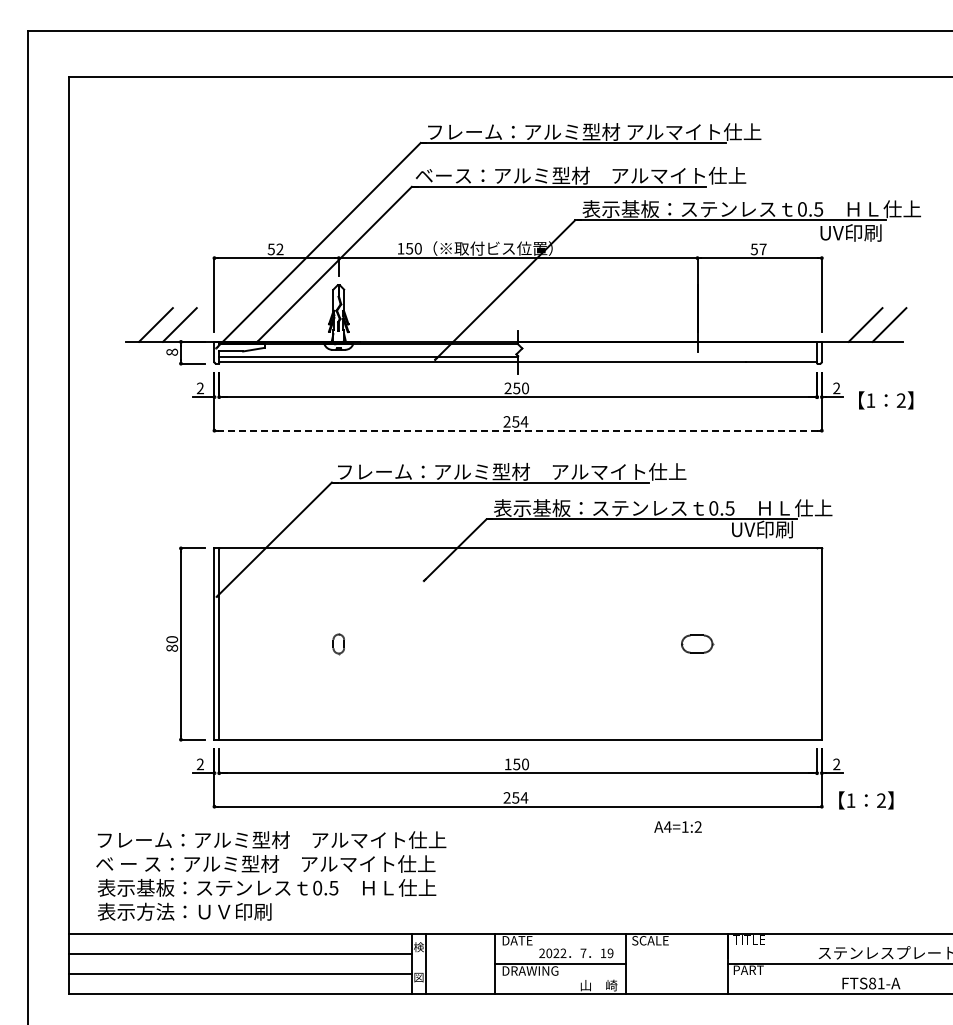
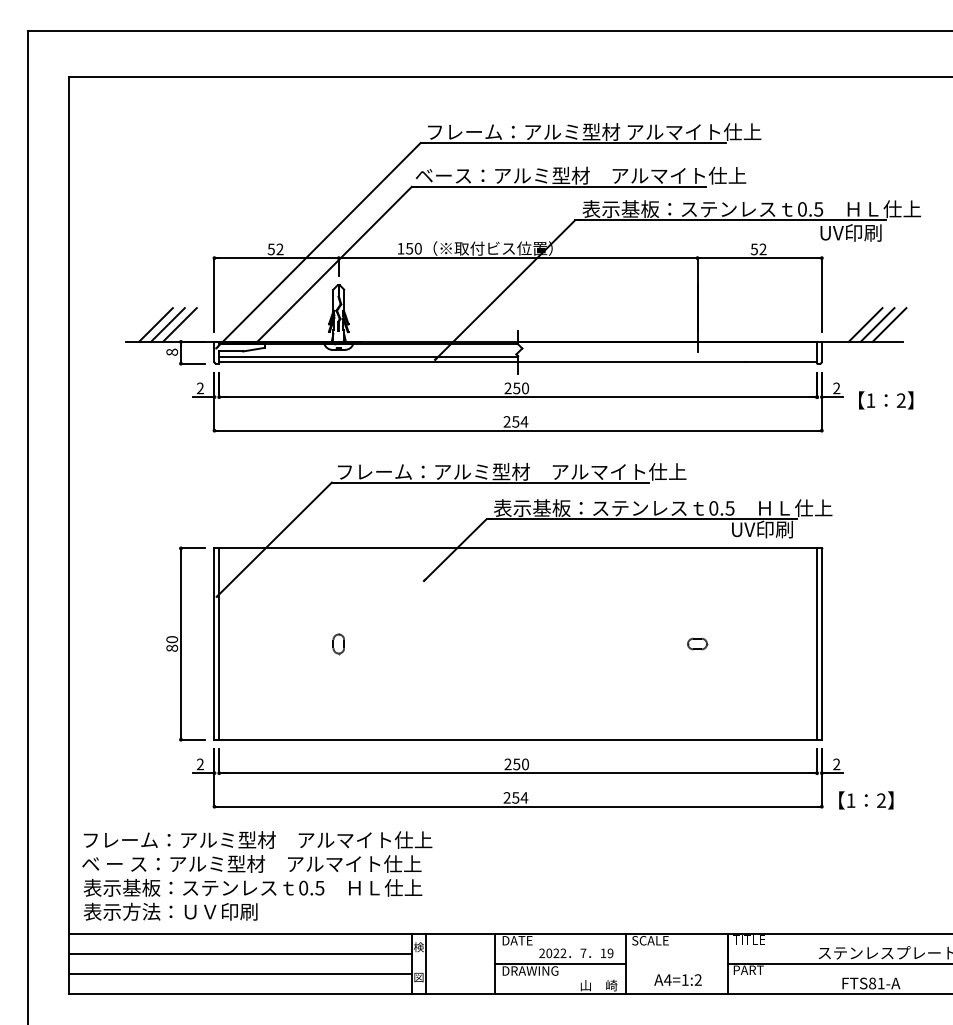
text: 57 -> 52 (762, 249)
line: none -> present (167, 324)
line: none -> present (877, 324)
line: dashed -> solid (518, 430)
part size: 34x20 px -> 22x14 px (697, 643)
line: none -> present (817, 643)
text: 150 -> 250 (507, 763)
text position: (677, 826) -> (677, 979) (677, 979)
text position: (271, 875) -> (257, 875) (257, 875)
